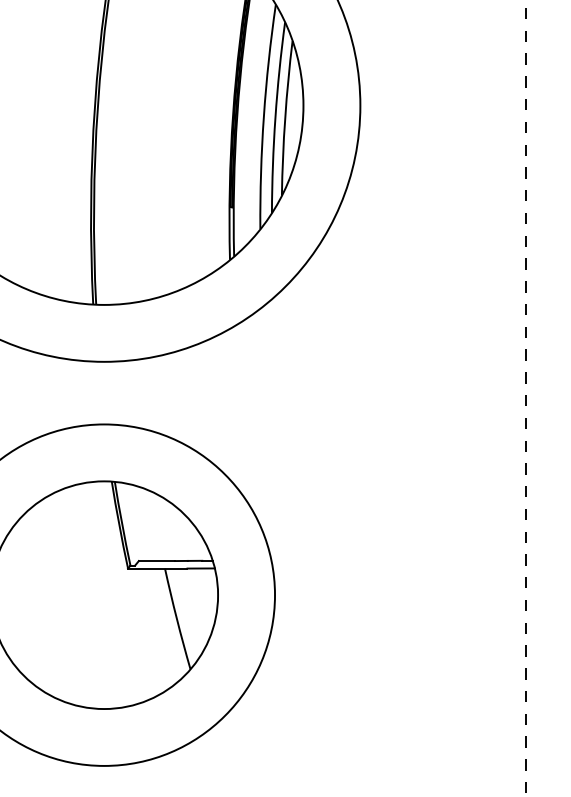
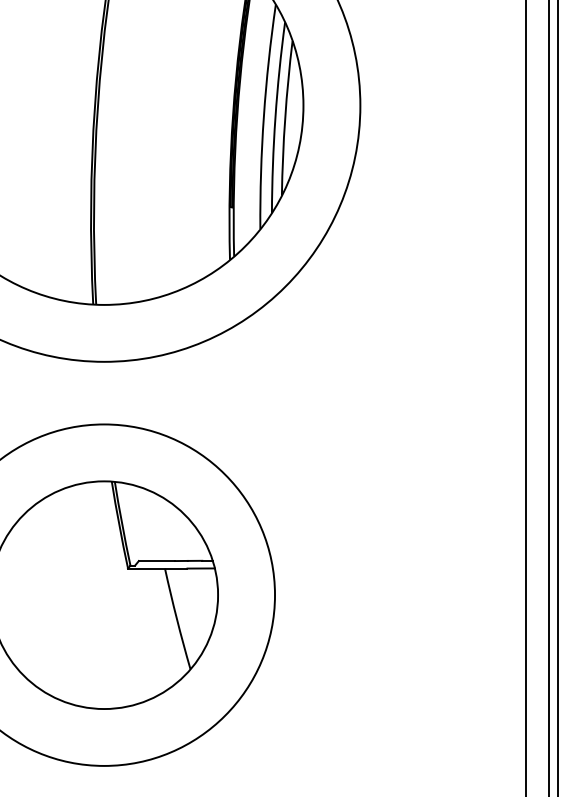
line: none -> present (548, 397)
line: none -> present (557, 397)
line: dashed -> solid (525, 398)
